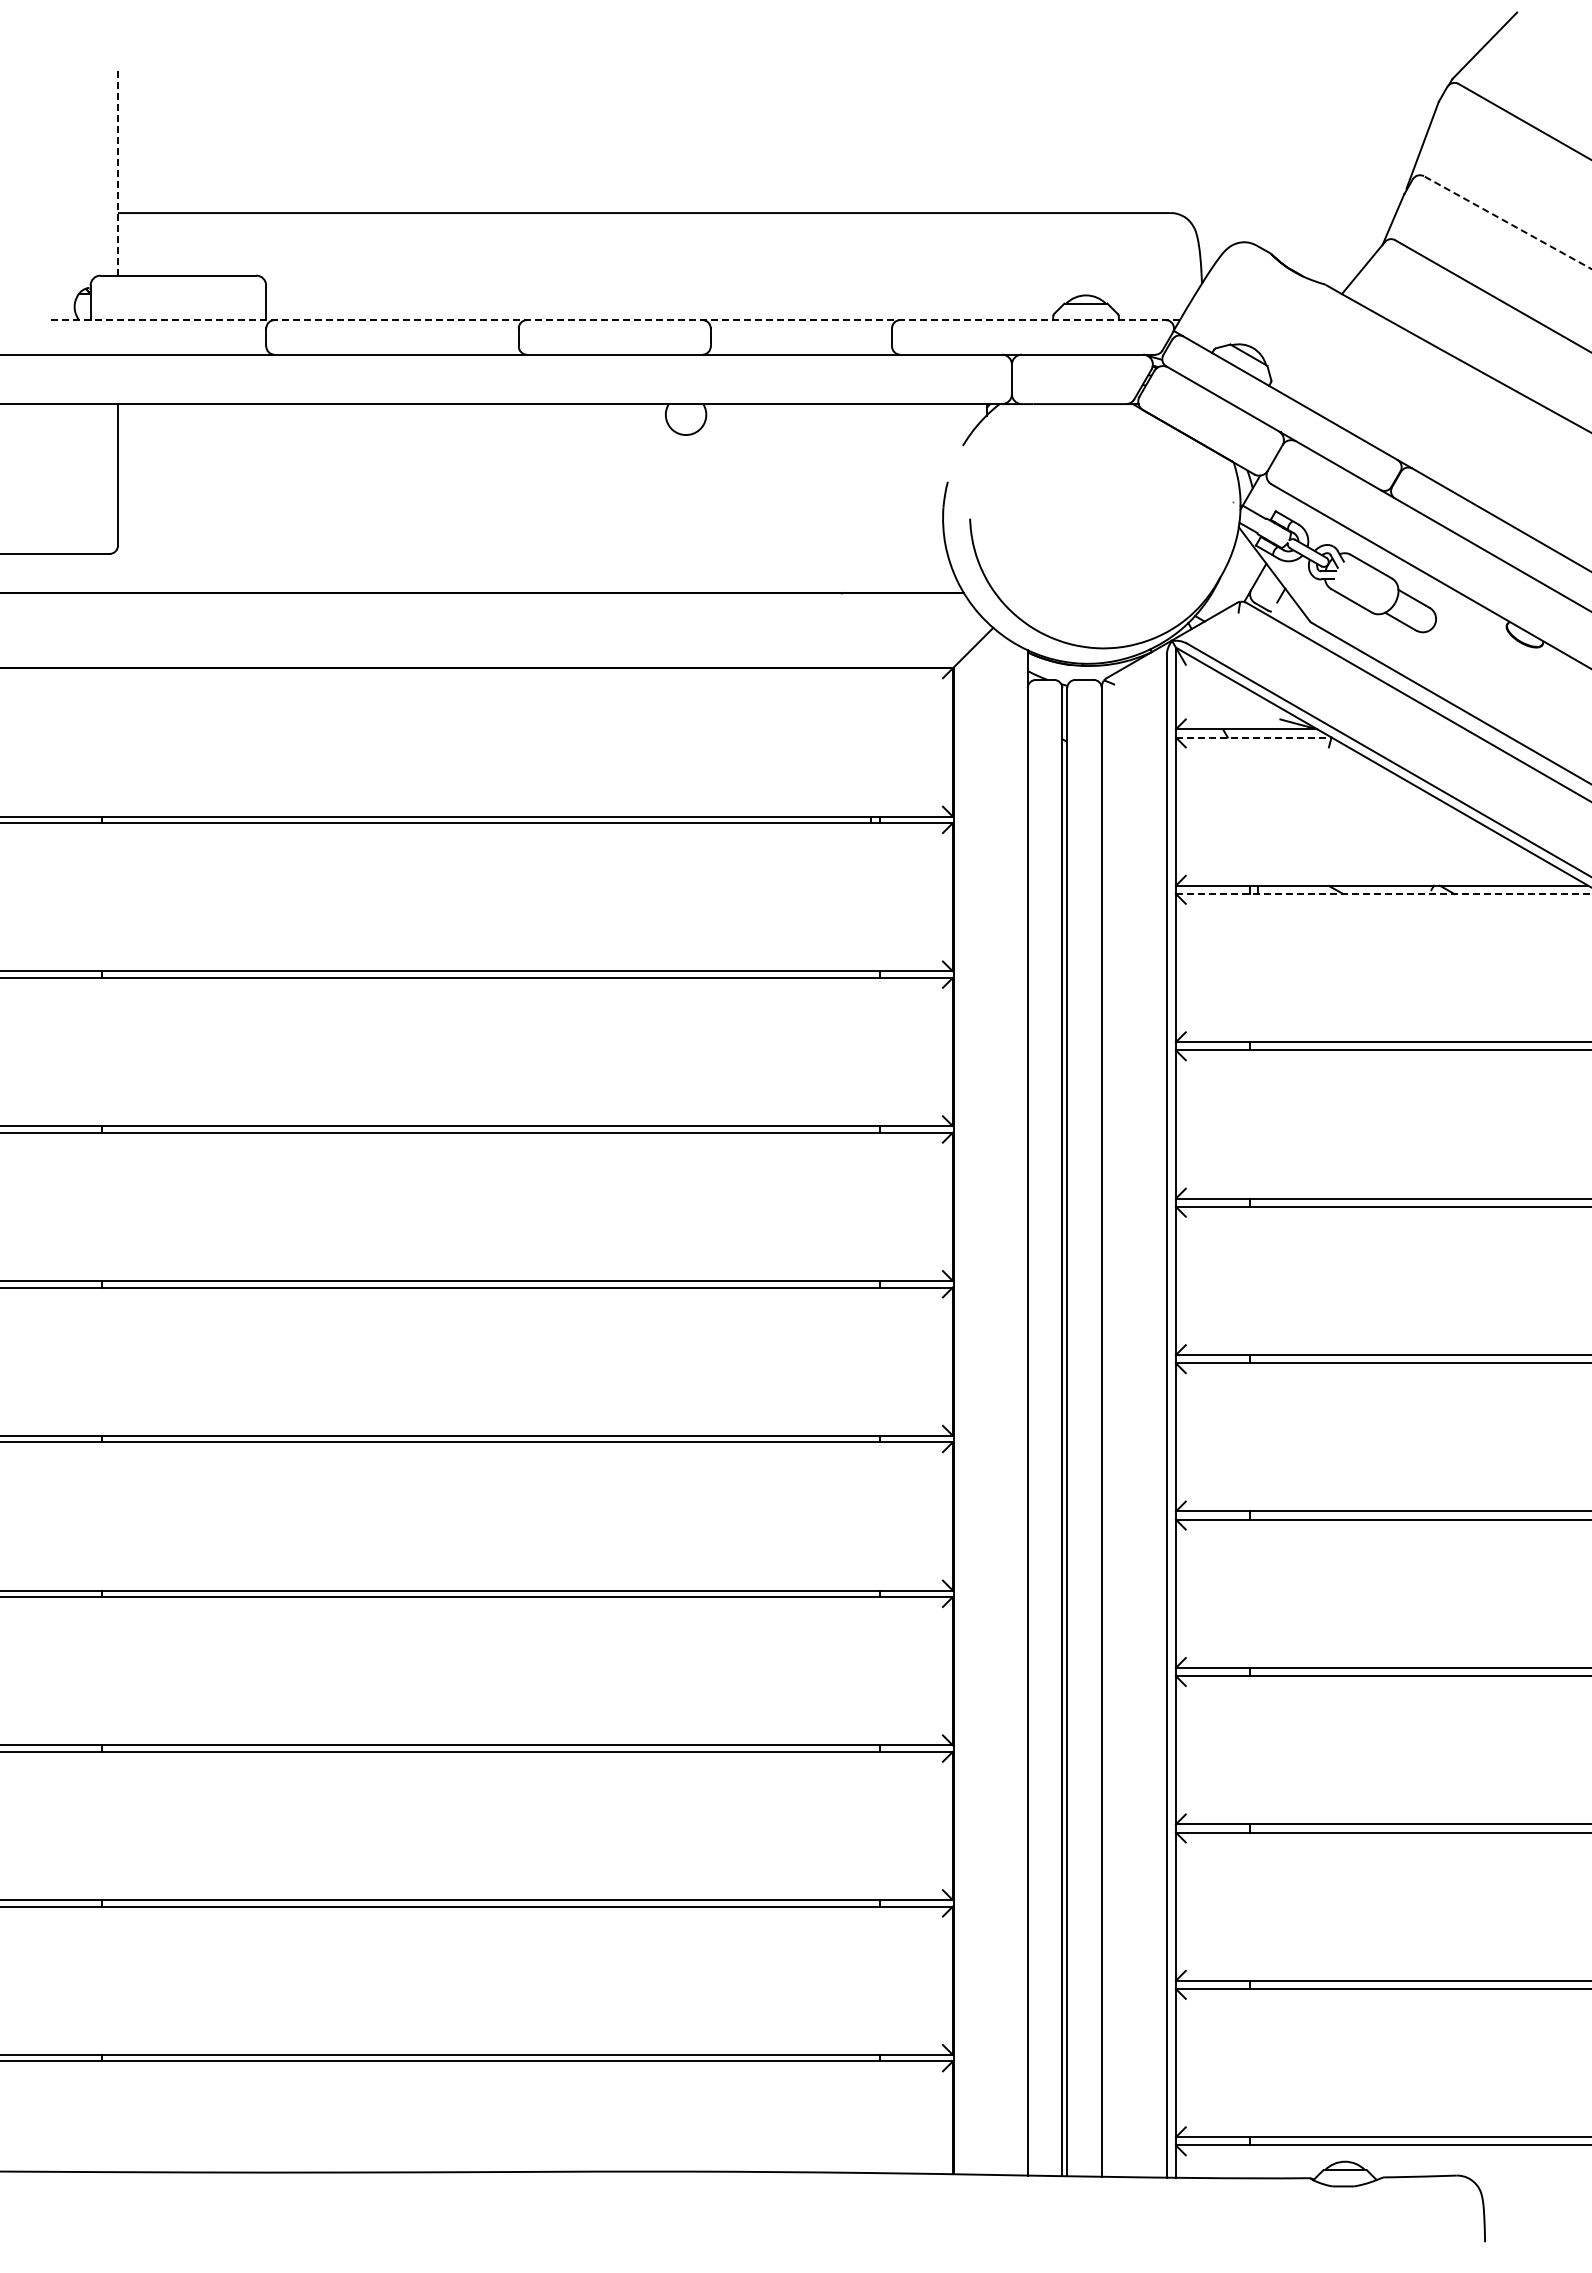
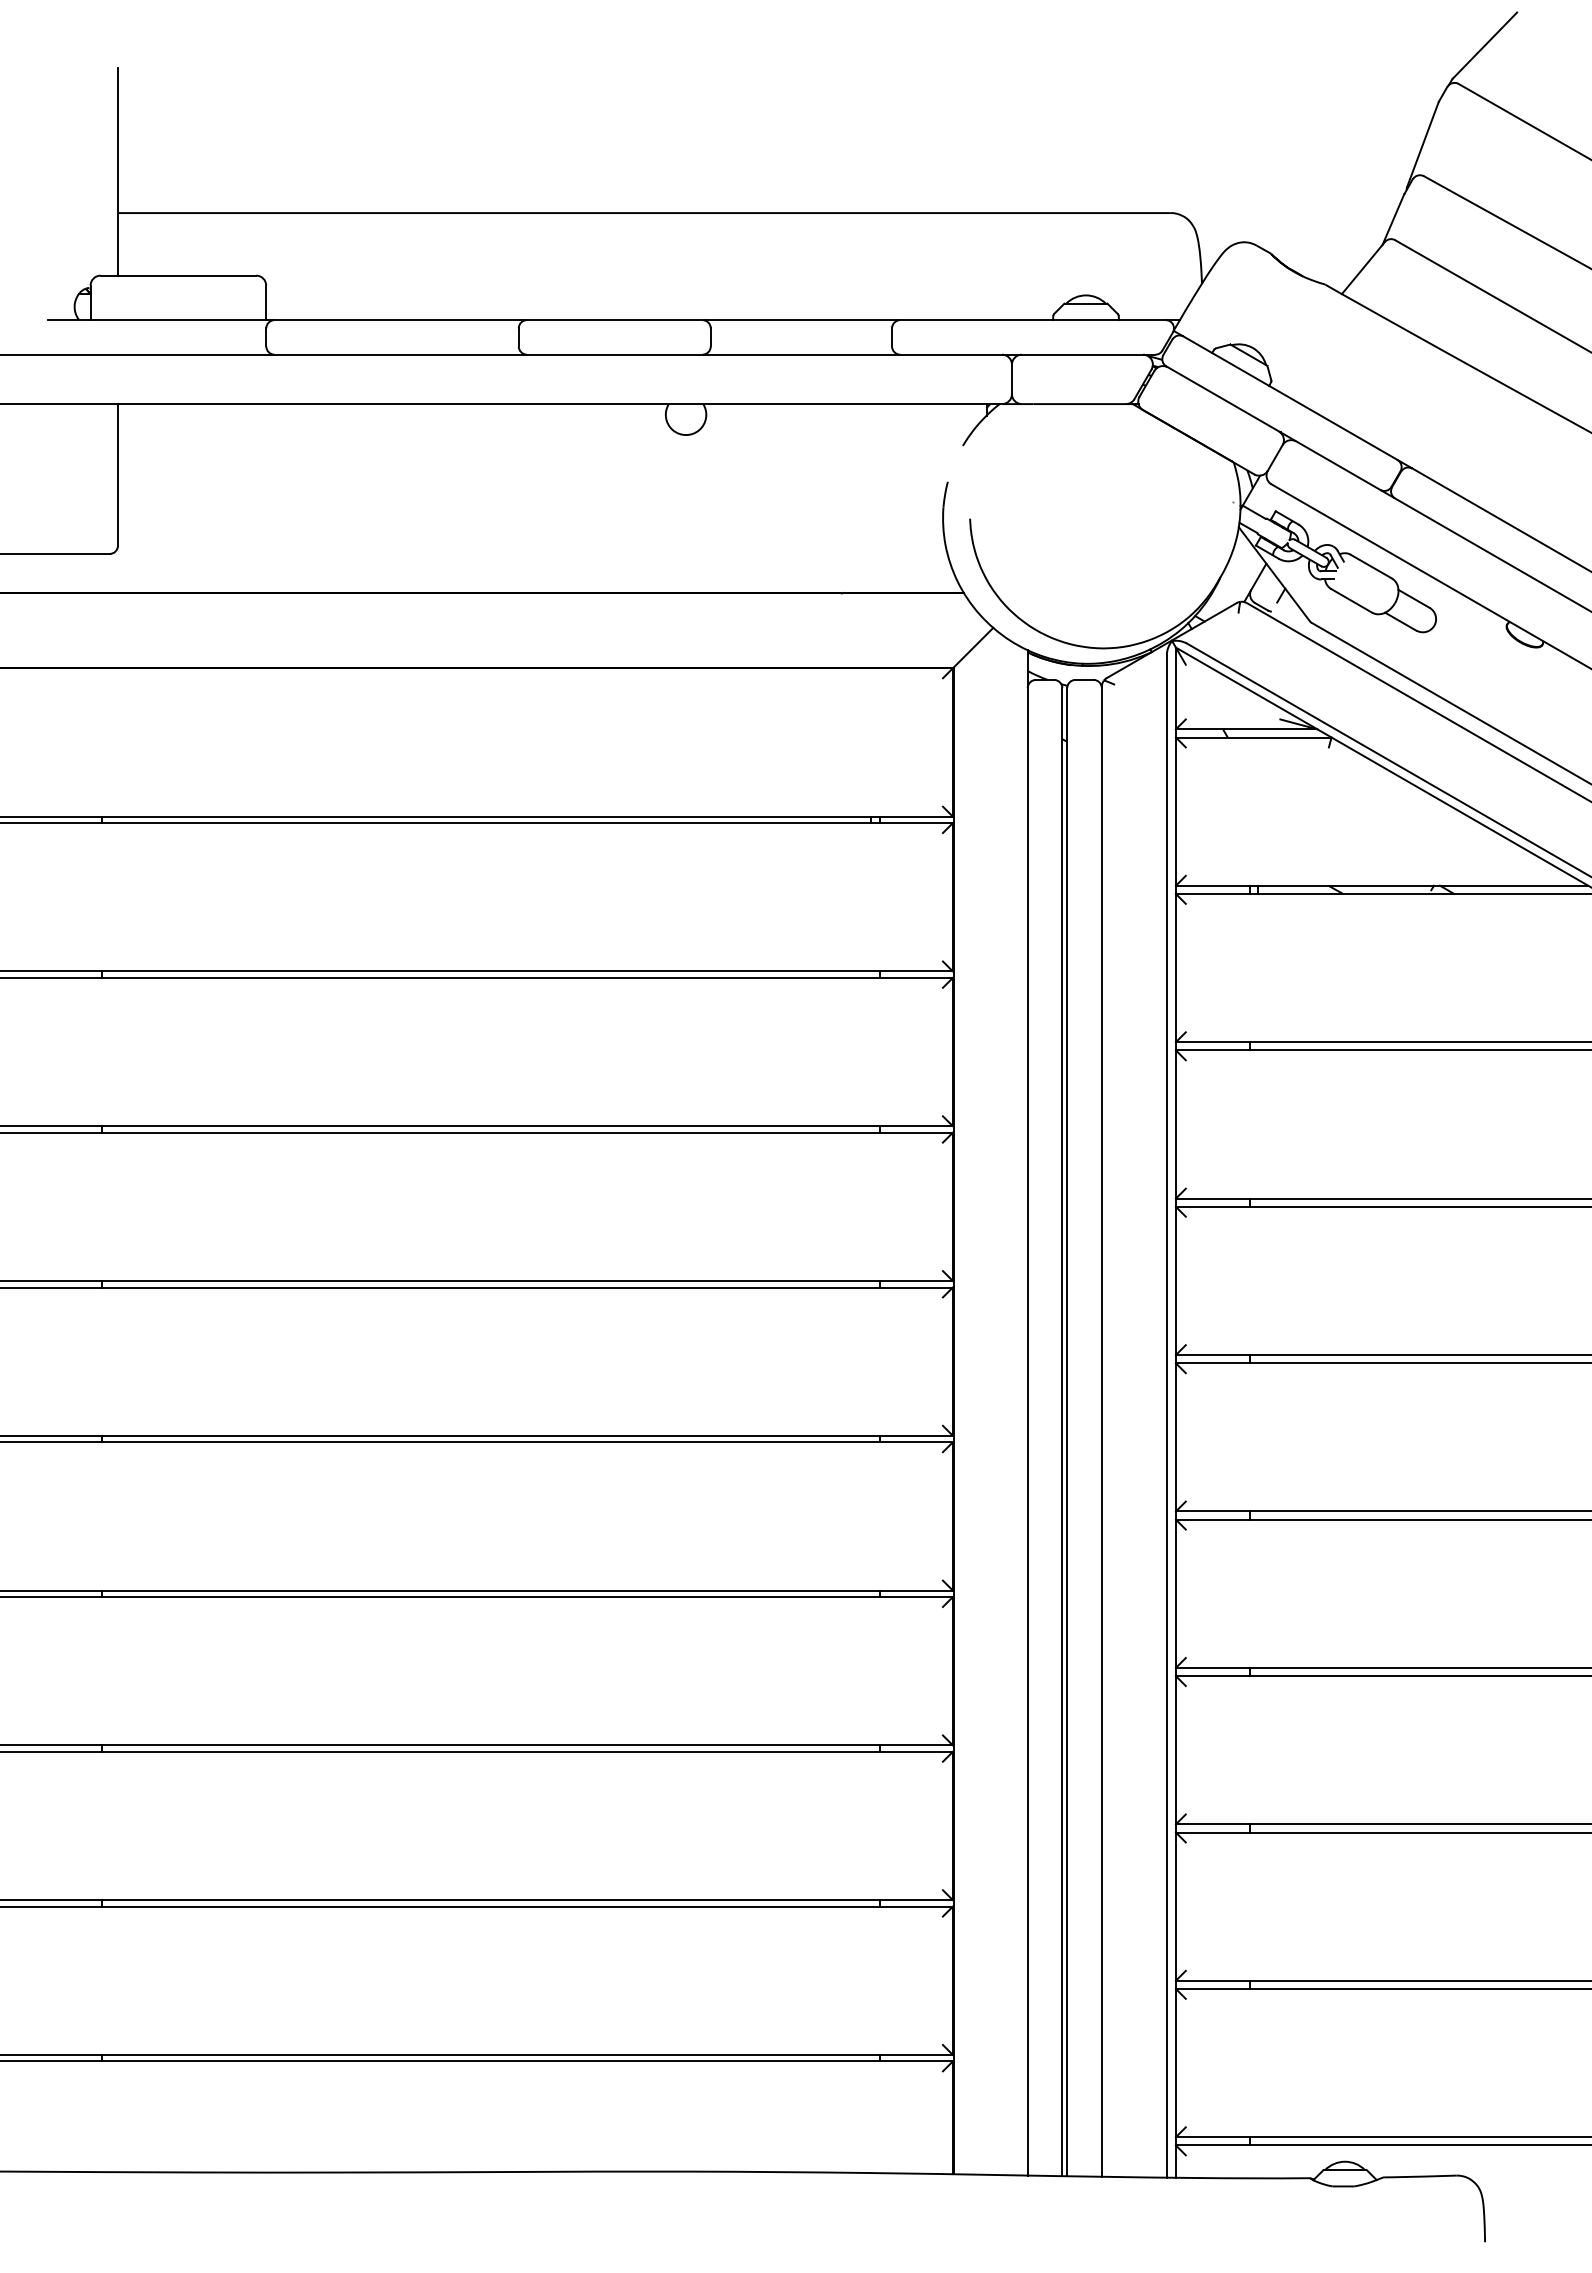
line: dashed -> solid (117, 171)
line: dashed -> solid (1507, 222)
line: dashed -> solid (613, 320)
line: dashed -> solid (1253, 737)
line: dashed -> solid (1383, 893)
